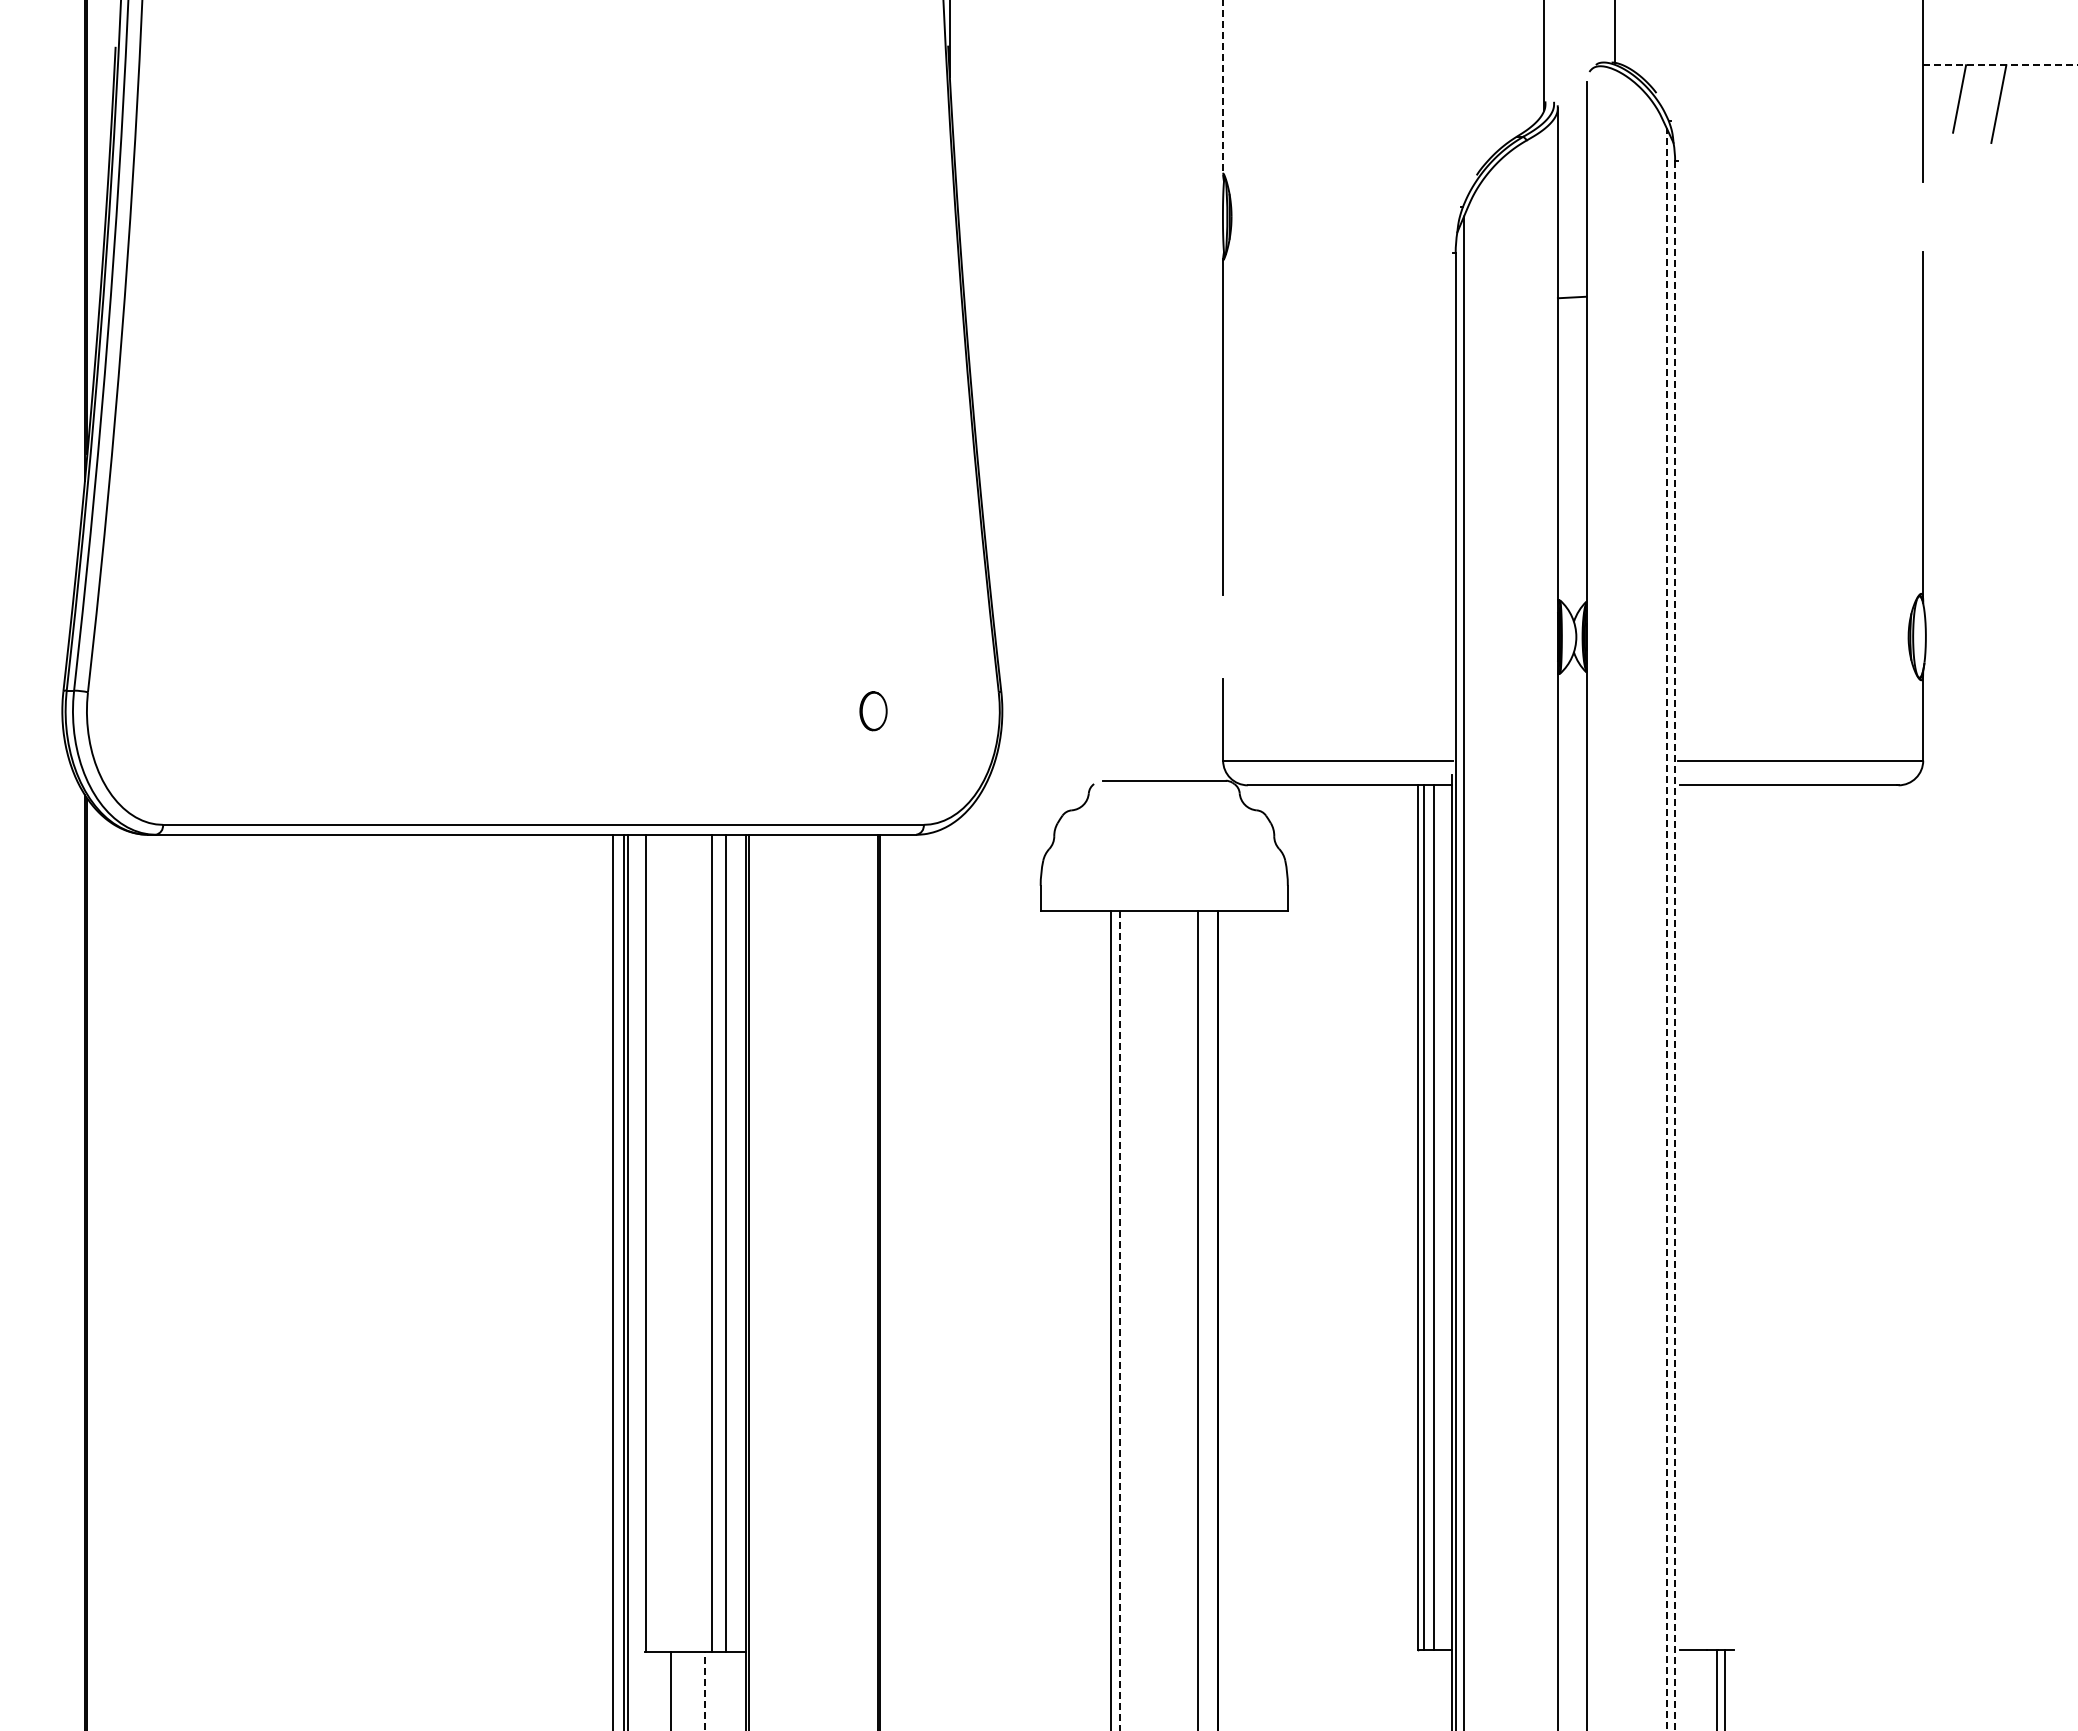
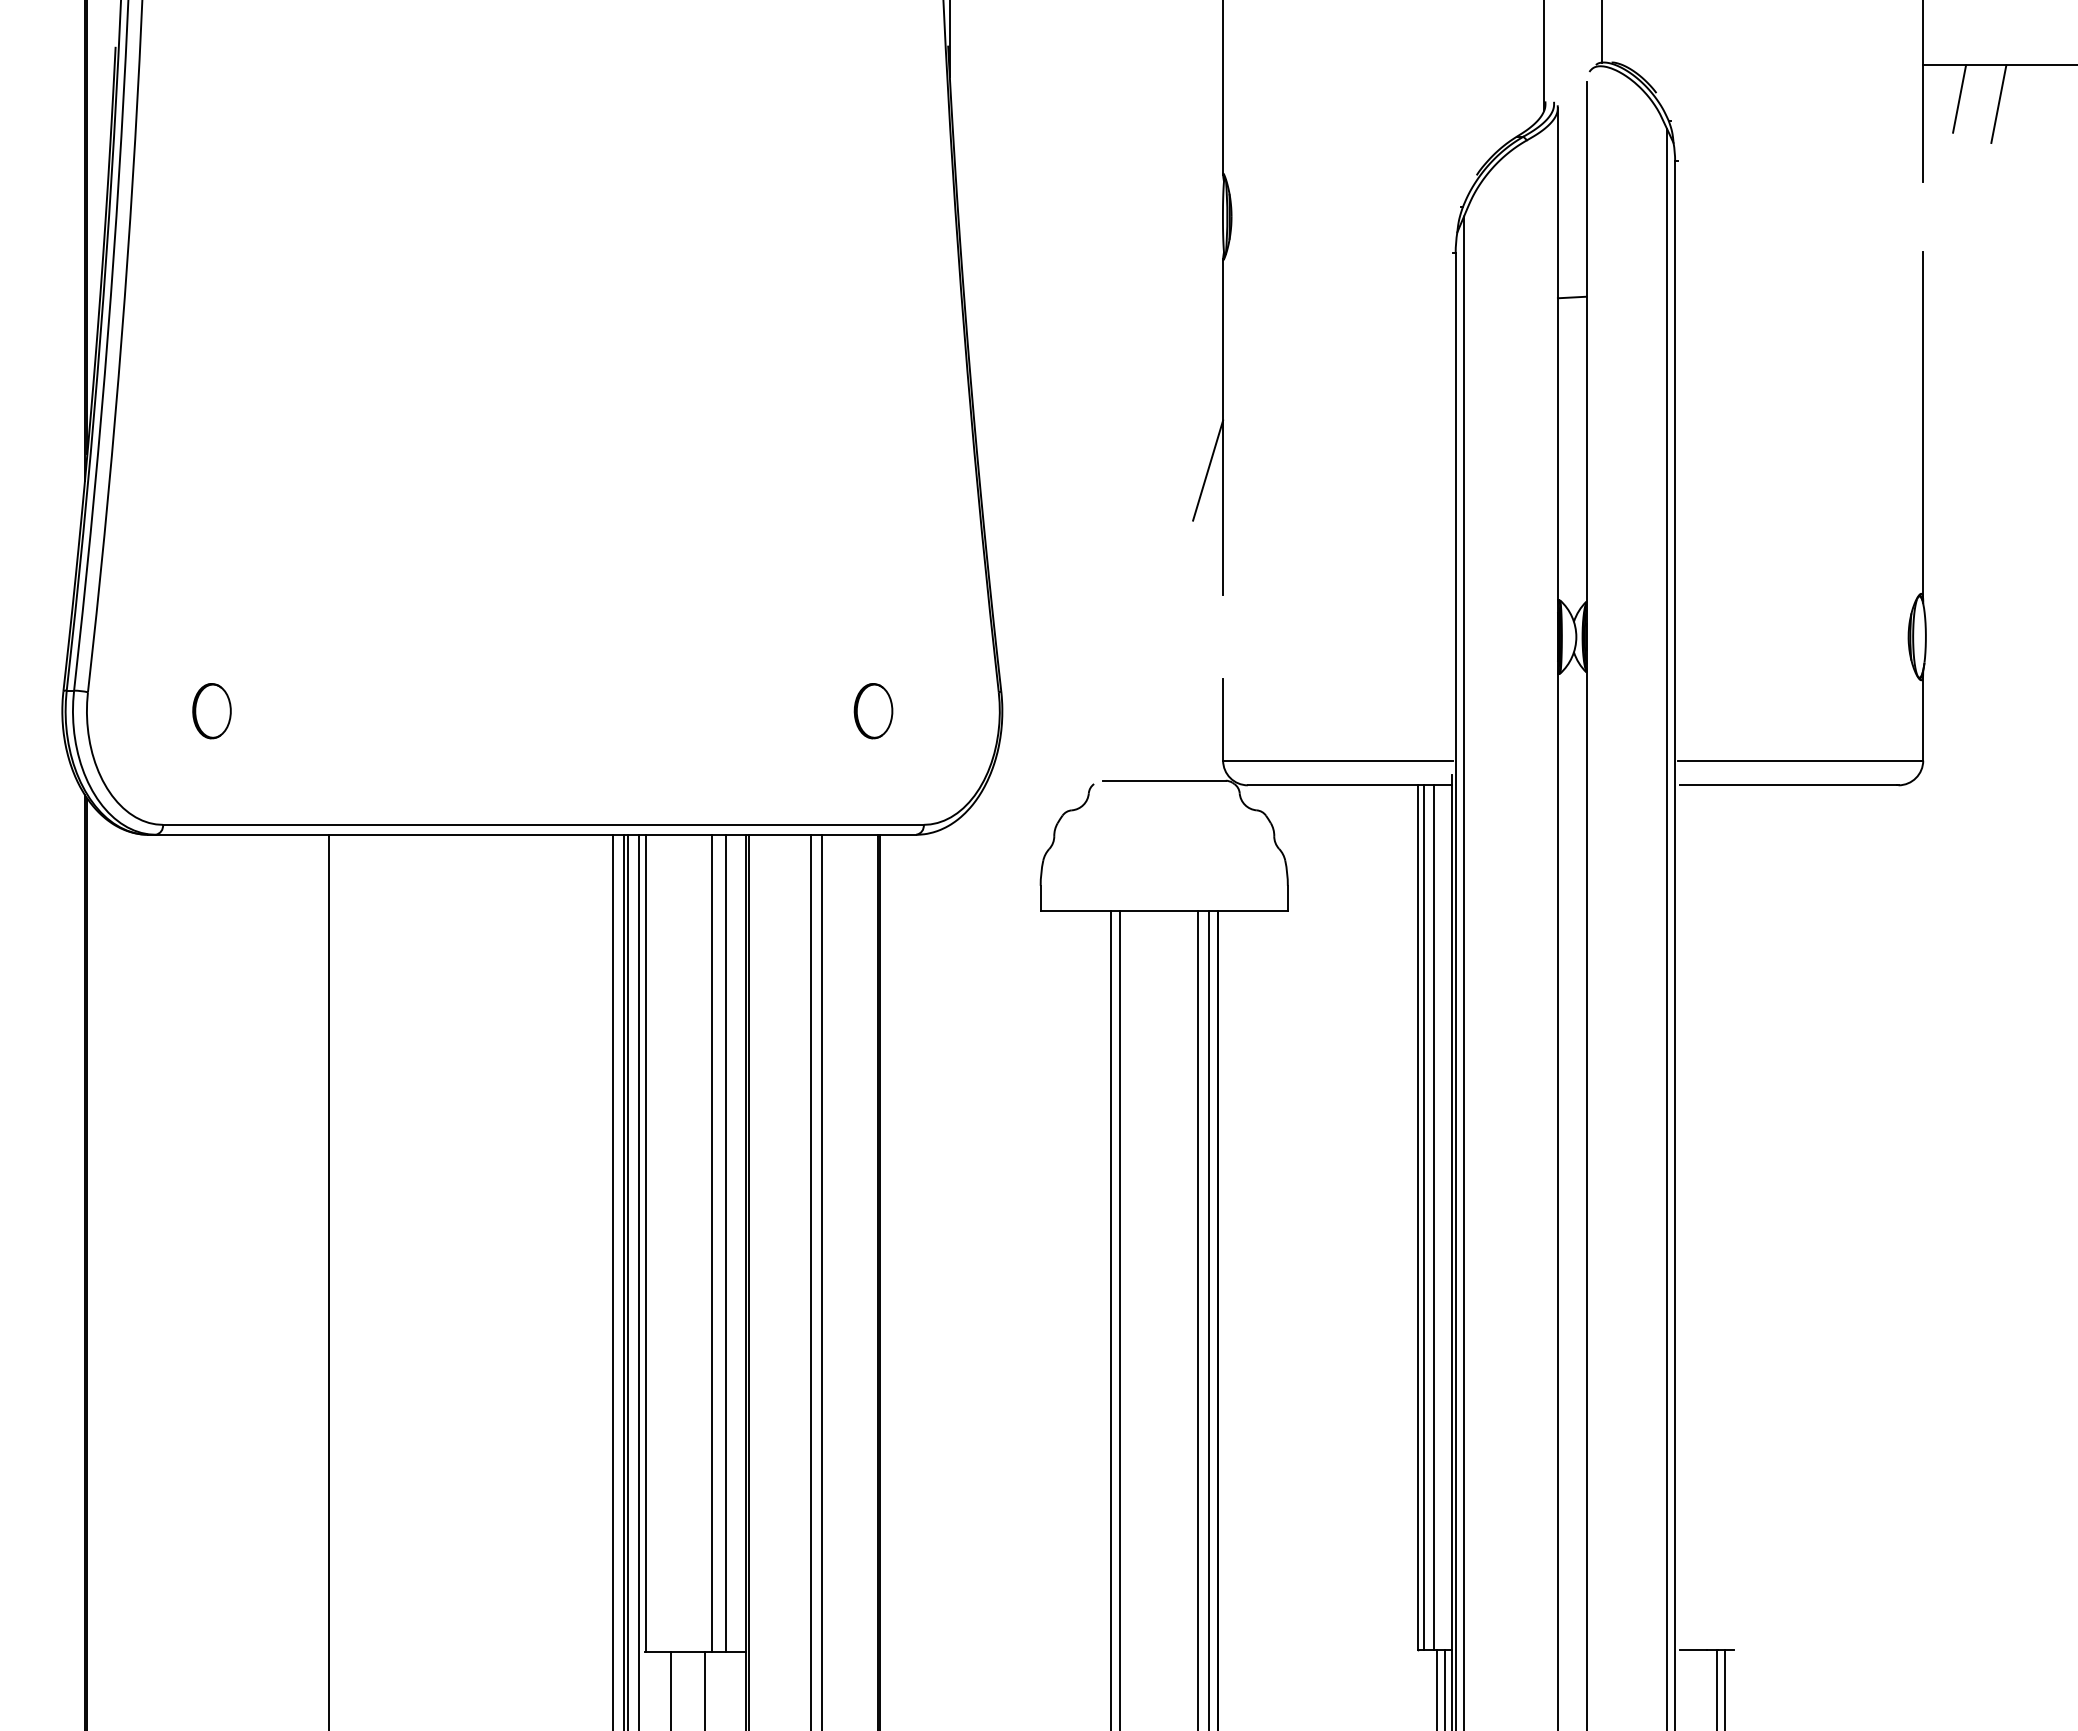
line position: (1614, 32) -> (1601, 32) (1601, 32)
line: dashed -> solid (2000, 65)
line: dashed -> solid (1223, 87)
line: none -> present (1208, 470)
part: none -> present (211, 711)
part size: 29x41 px -> 41x57 px (873, 711)
line: dashed -> solid (1667, 930)
line: dashed -> solid (1675, 946)
line: none -> present (328, 1280)
line: none -> present (639, 1280)
line: none -> present (811, 1280)
line: none -> present (821, 1280)
line: none -> present (1209, 1318)
line: dashed -> solid (1119, 1320)
line: none -> present (1436, 1688)
line: none -> present (1445, 1688)
line: dashed -> solid (705, 1690)
